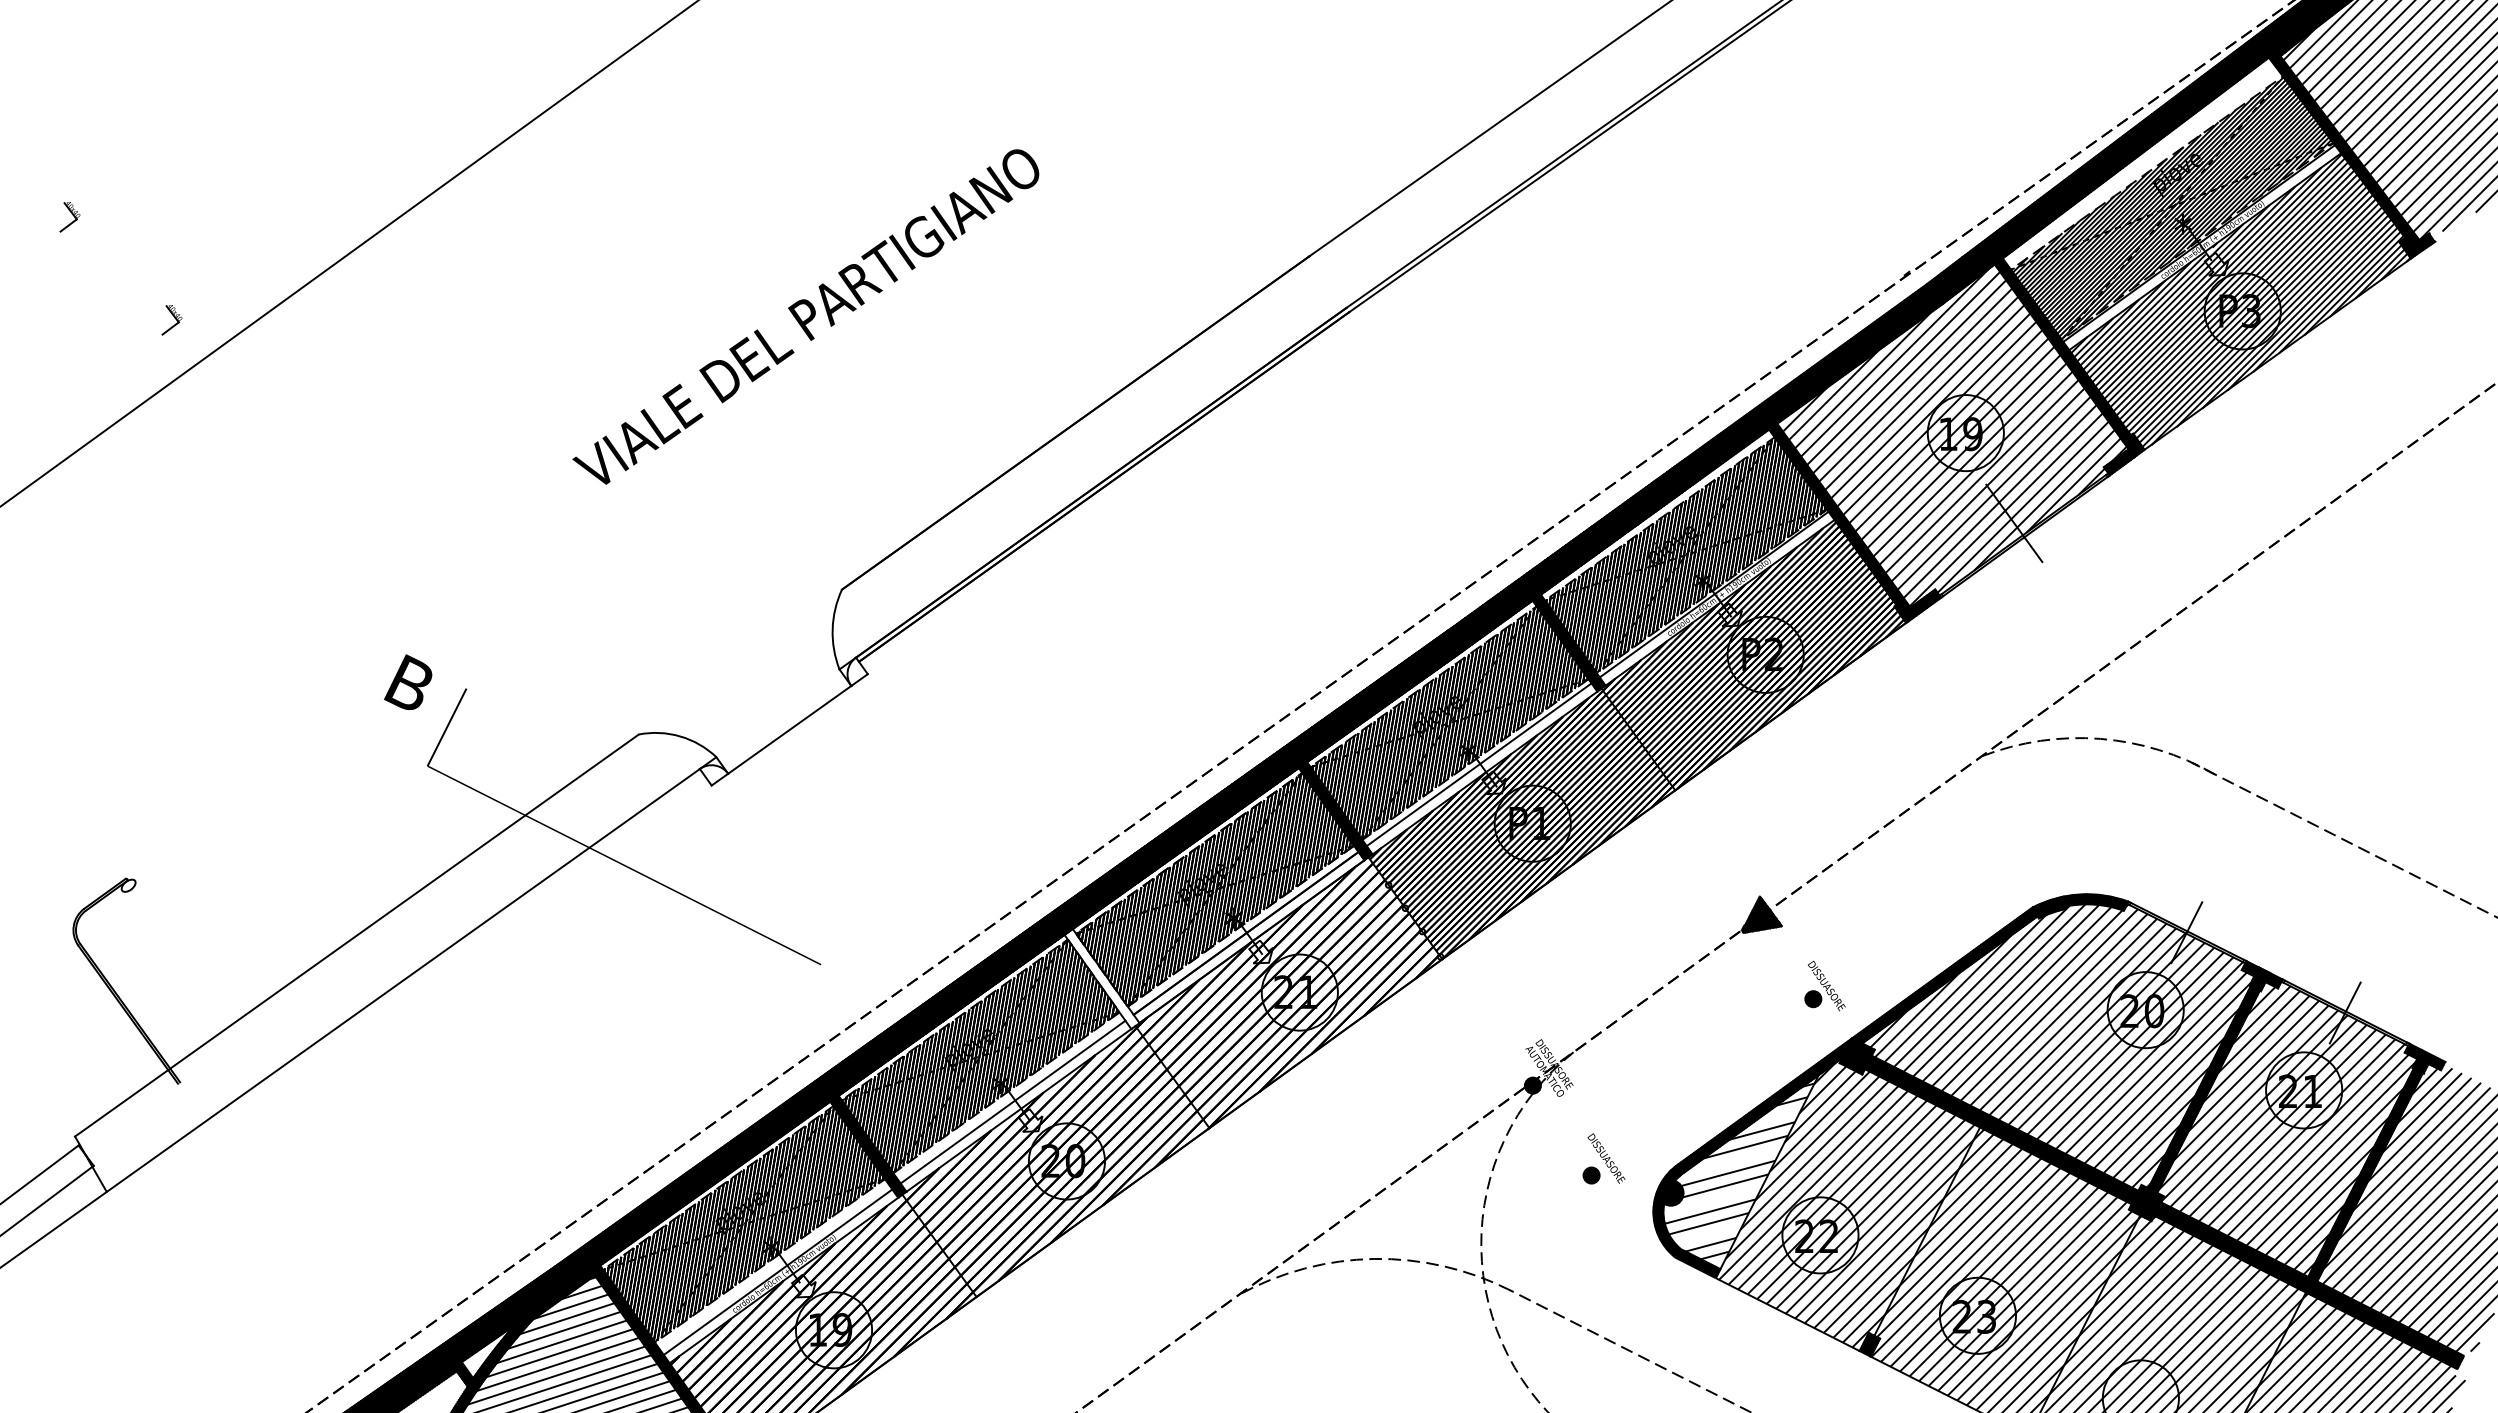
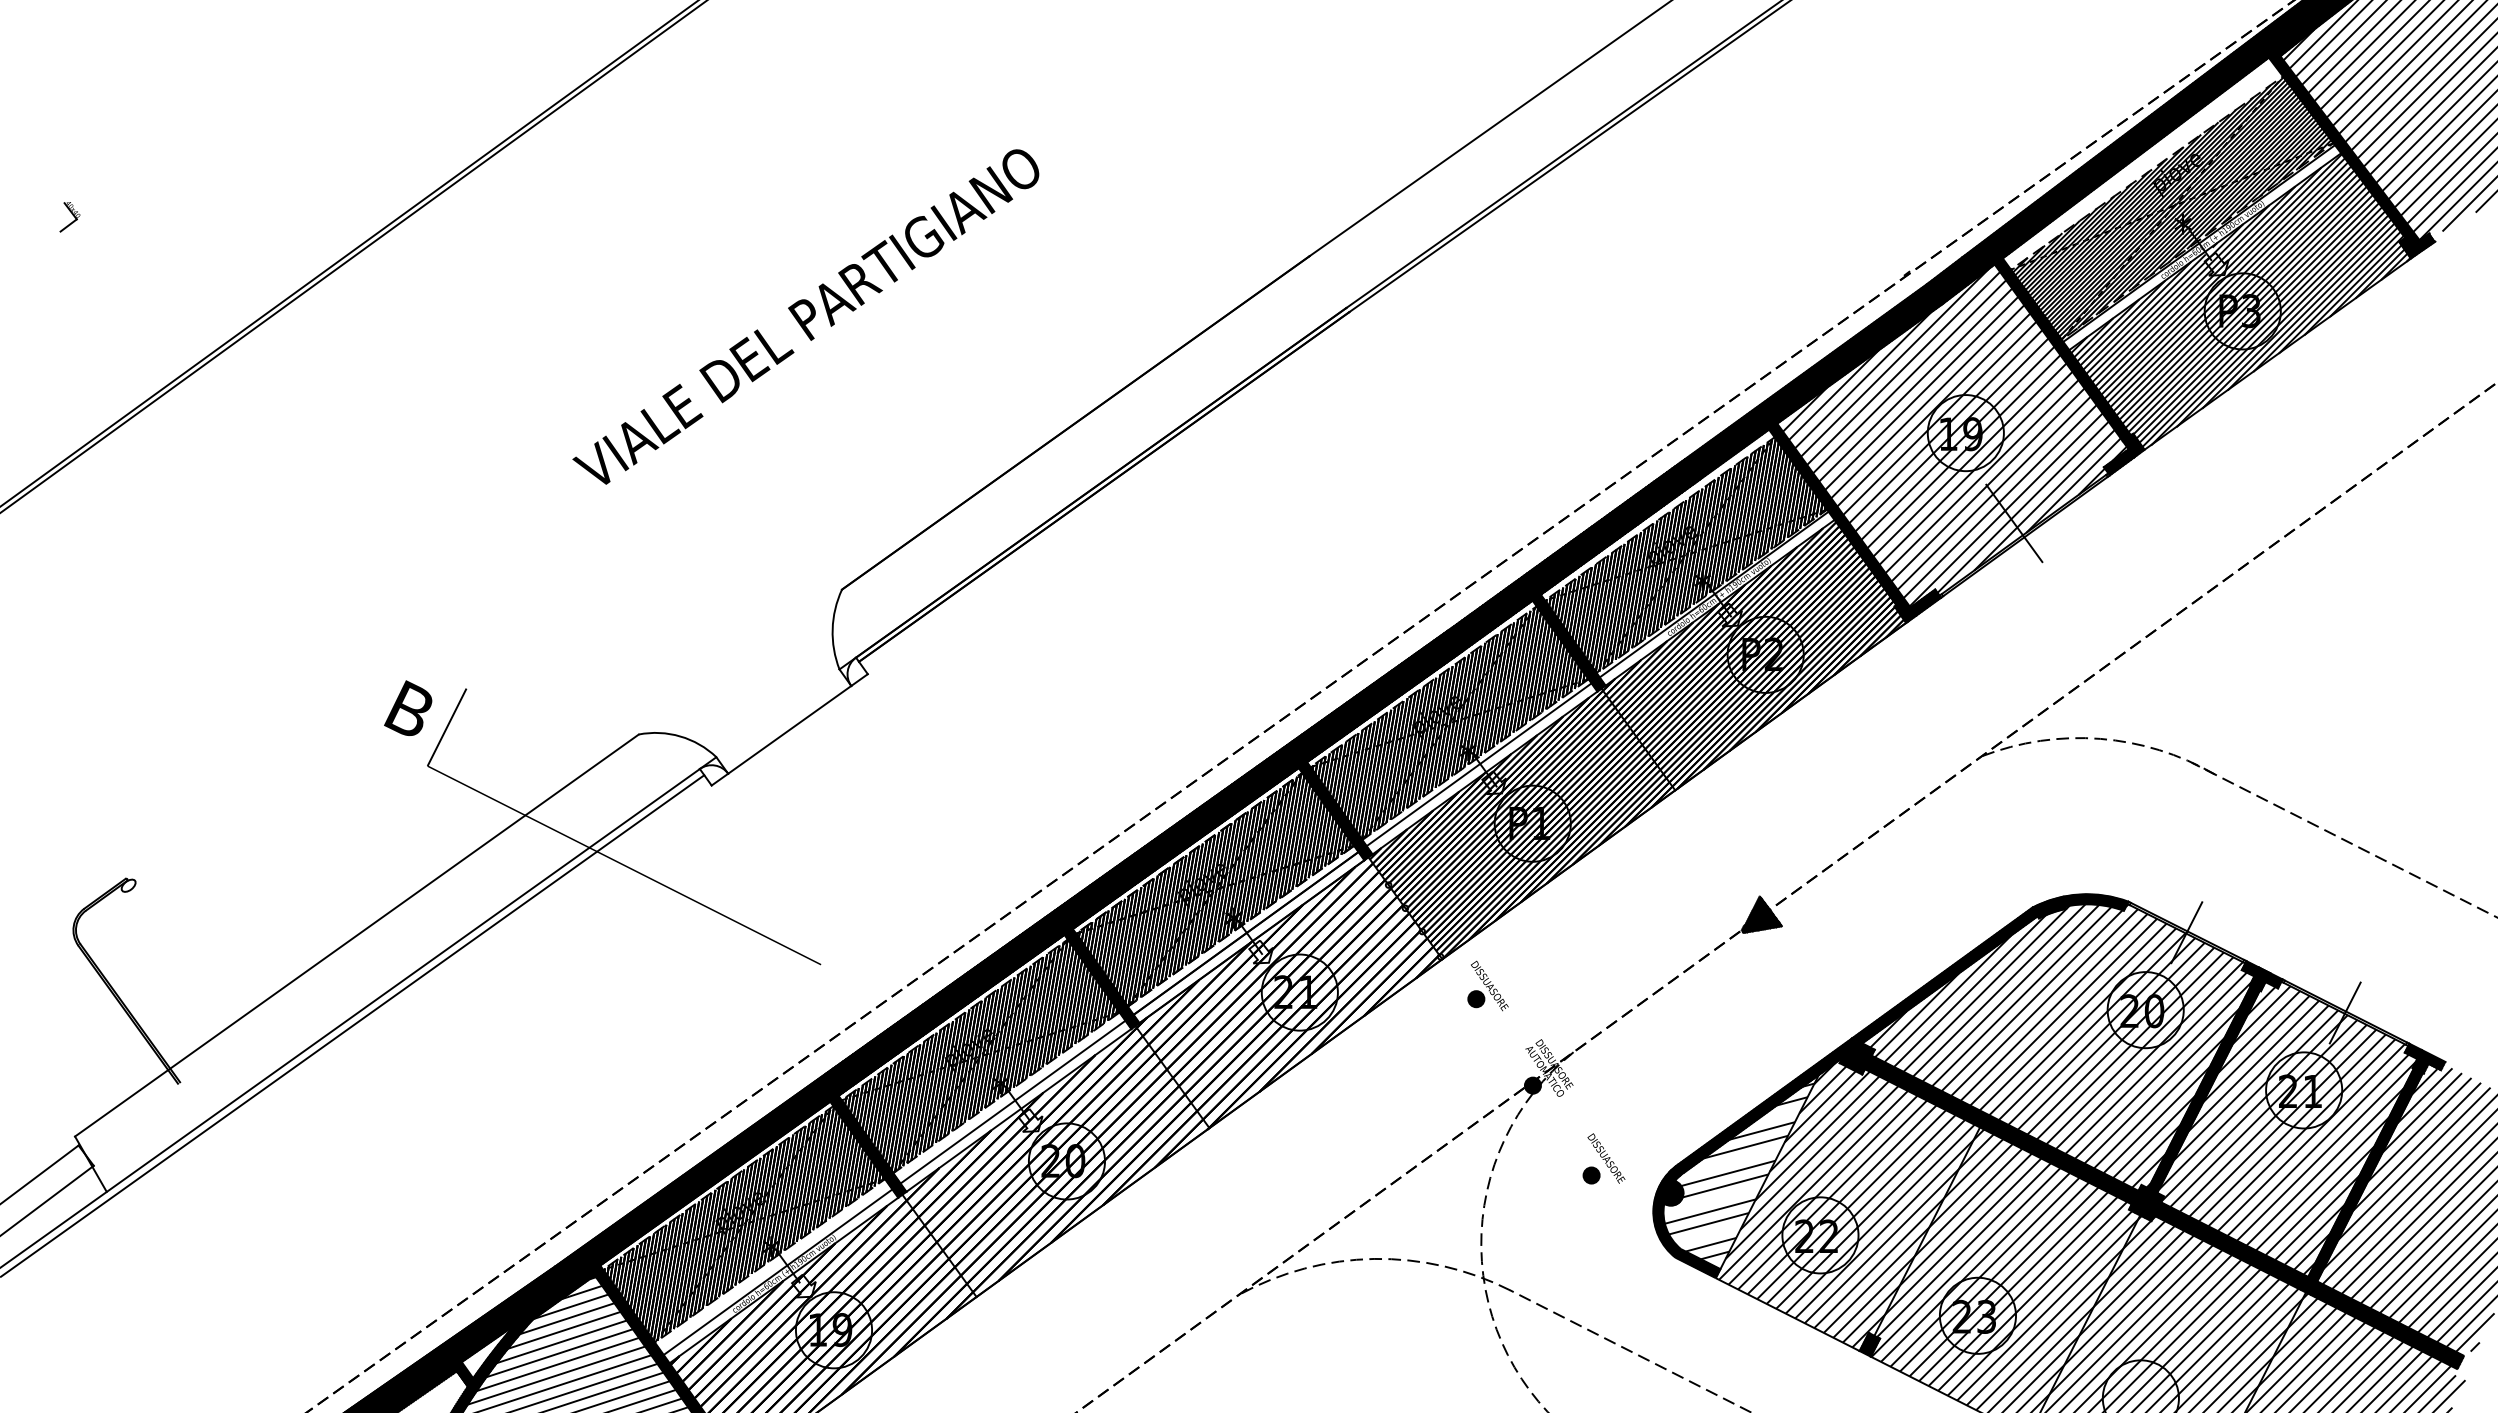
line: none -> present (353, 256)
part: present -> none (171, 320)
text position: (408, 681) -> (408, 707) (408, 707)
hatch: none -> present (1101, 979)
part position: (1824, 985) -> (1487, 985) (1487, 985)
line: none -> present (353, 1025)
